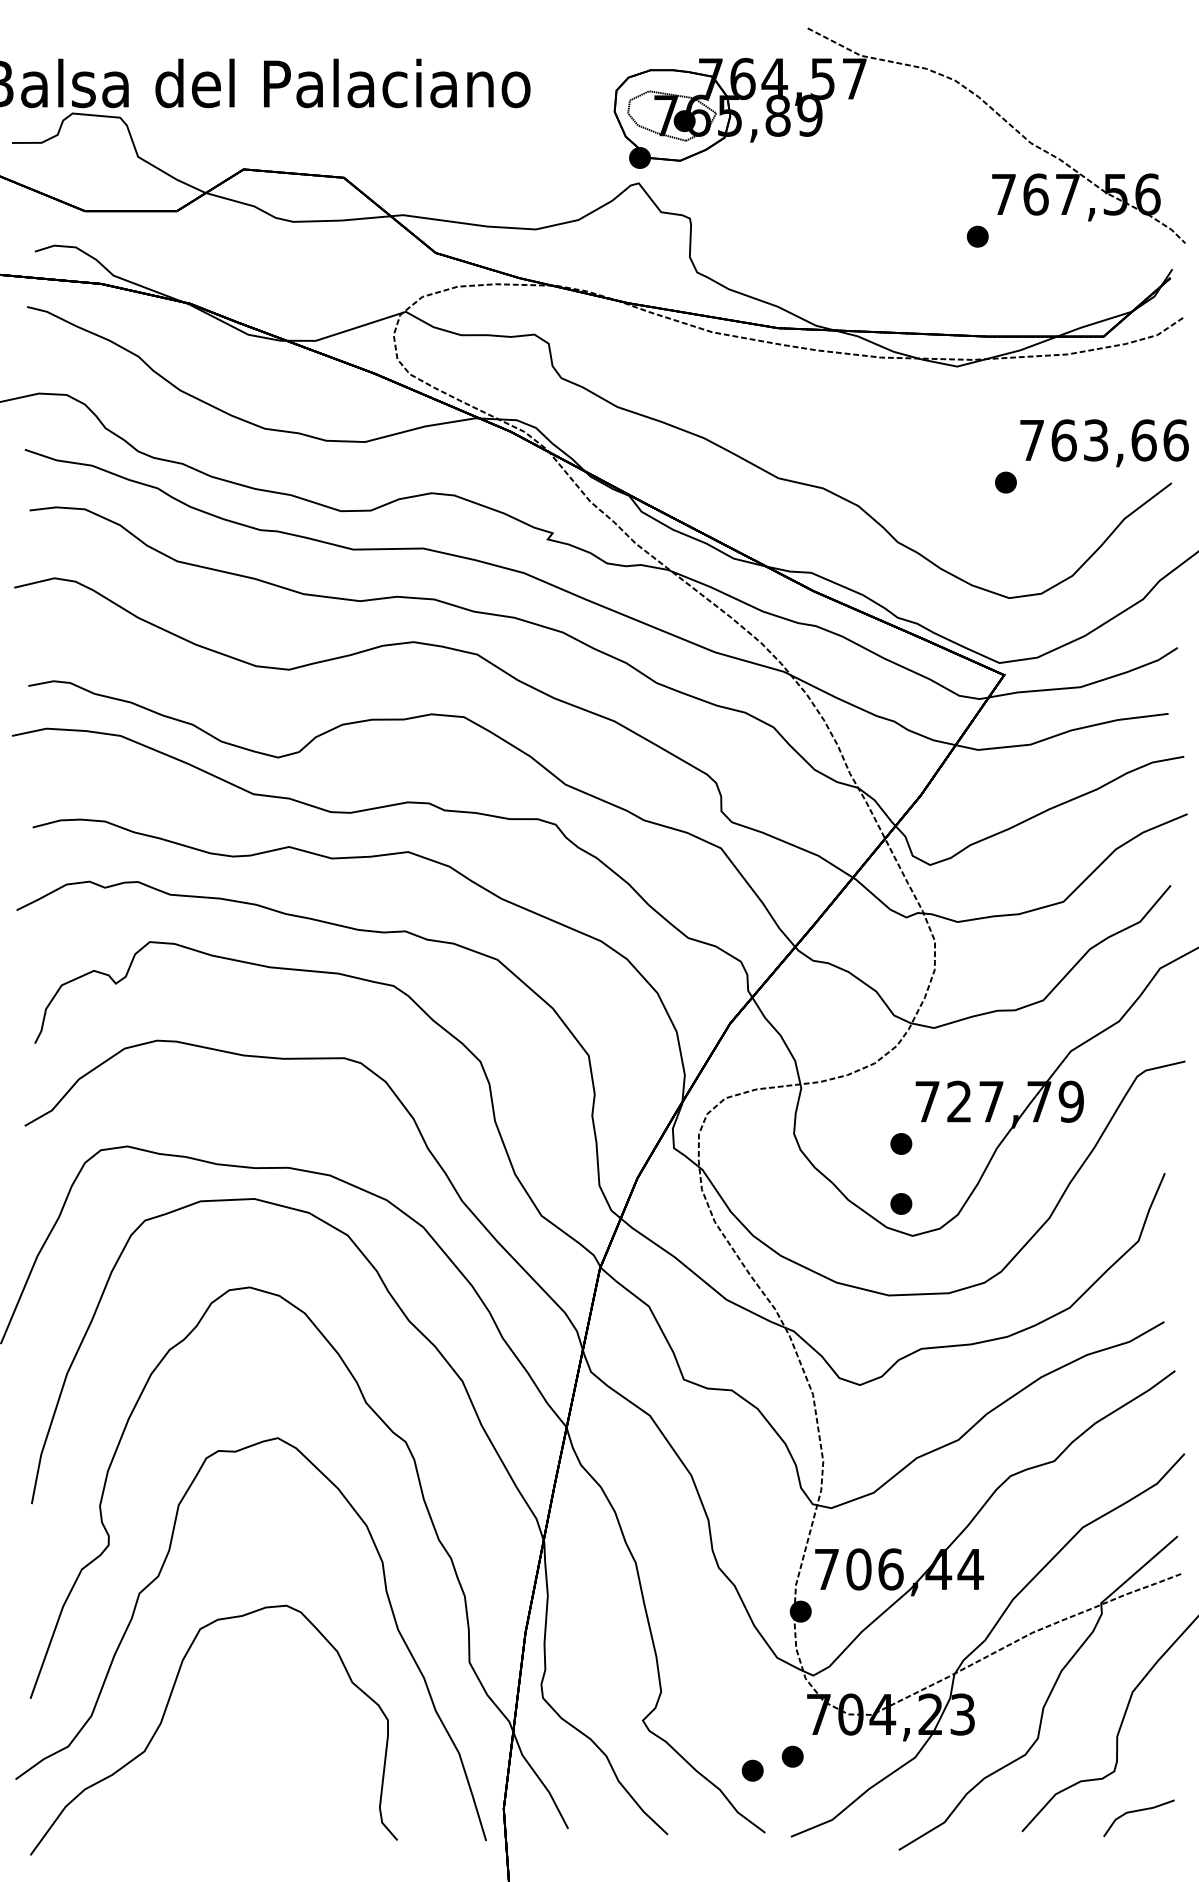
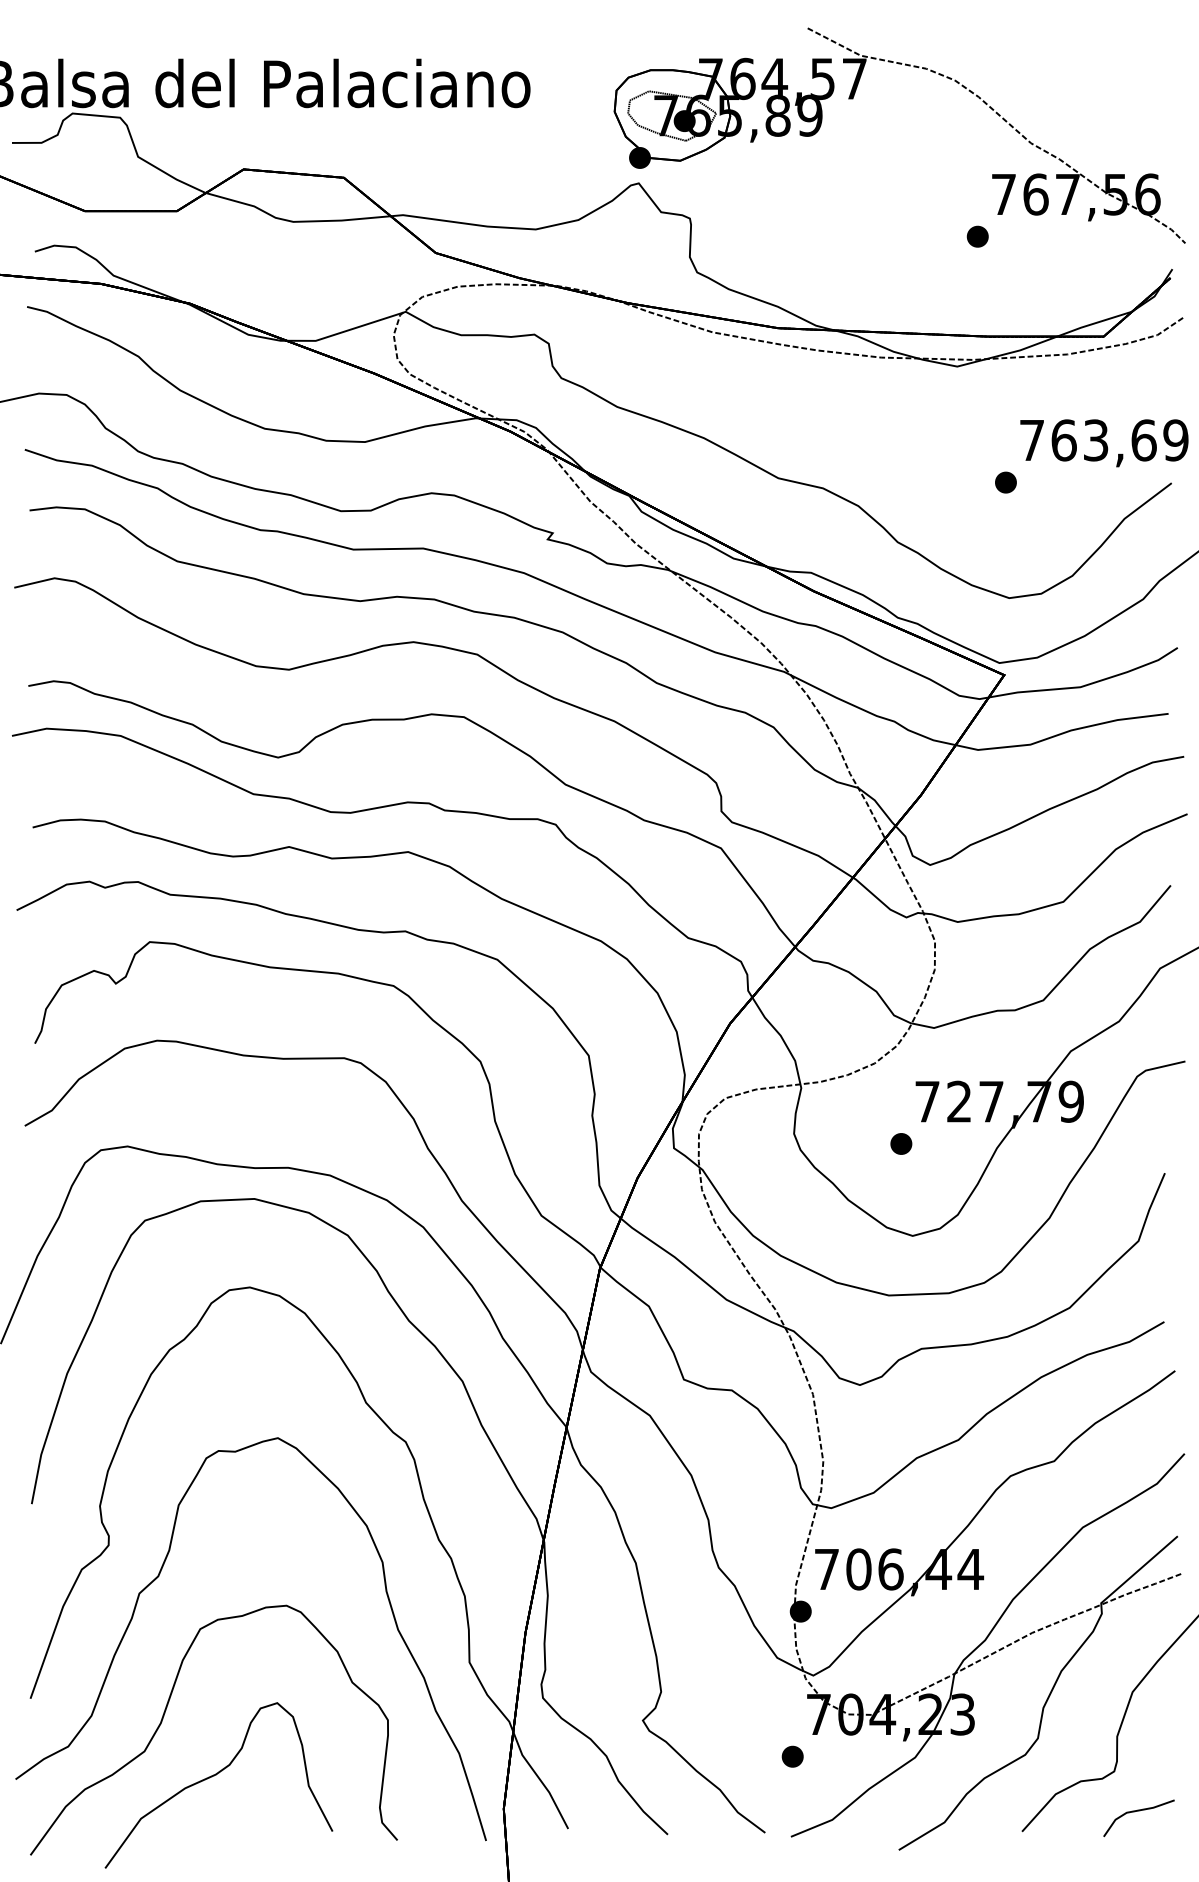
text: 763,66 -> 763,69 (1175, 440)
part: present -> none (901, 1203)
part: present -> none (752, 1770)
part: none -> present (214, 1776)
